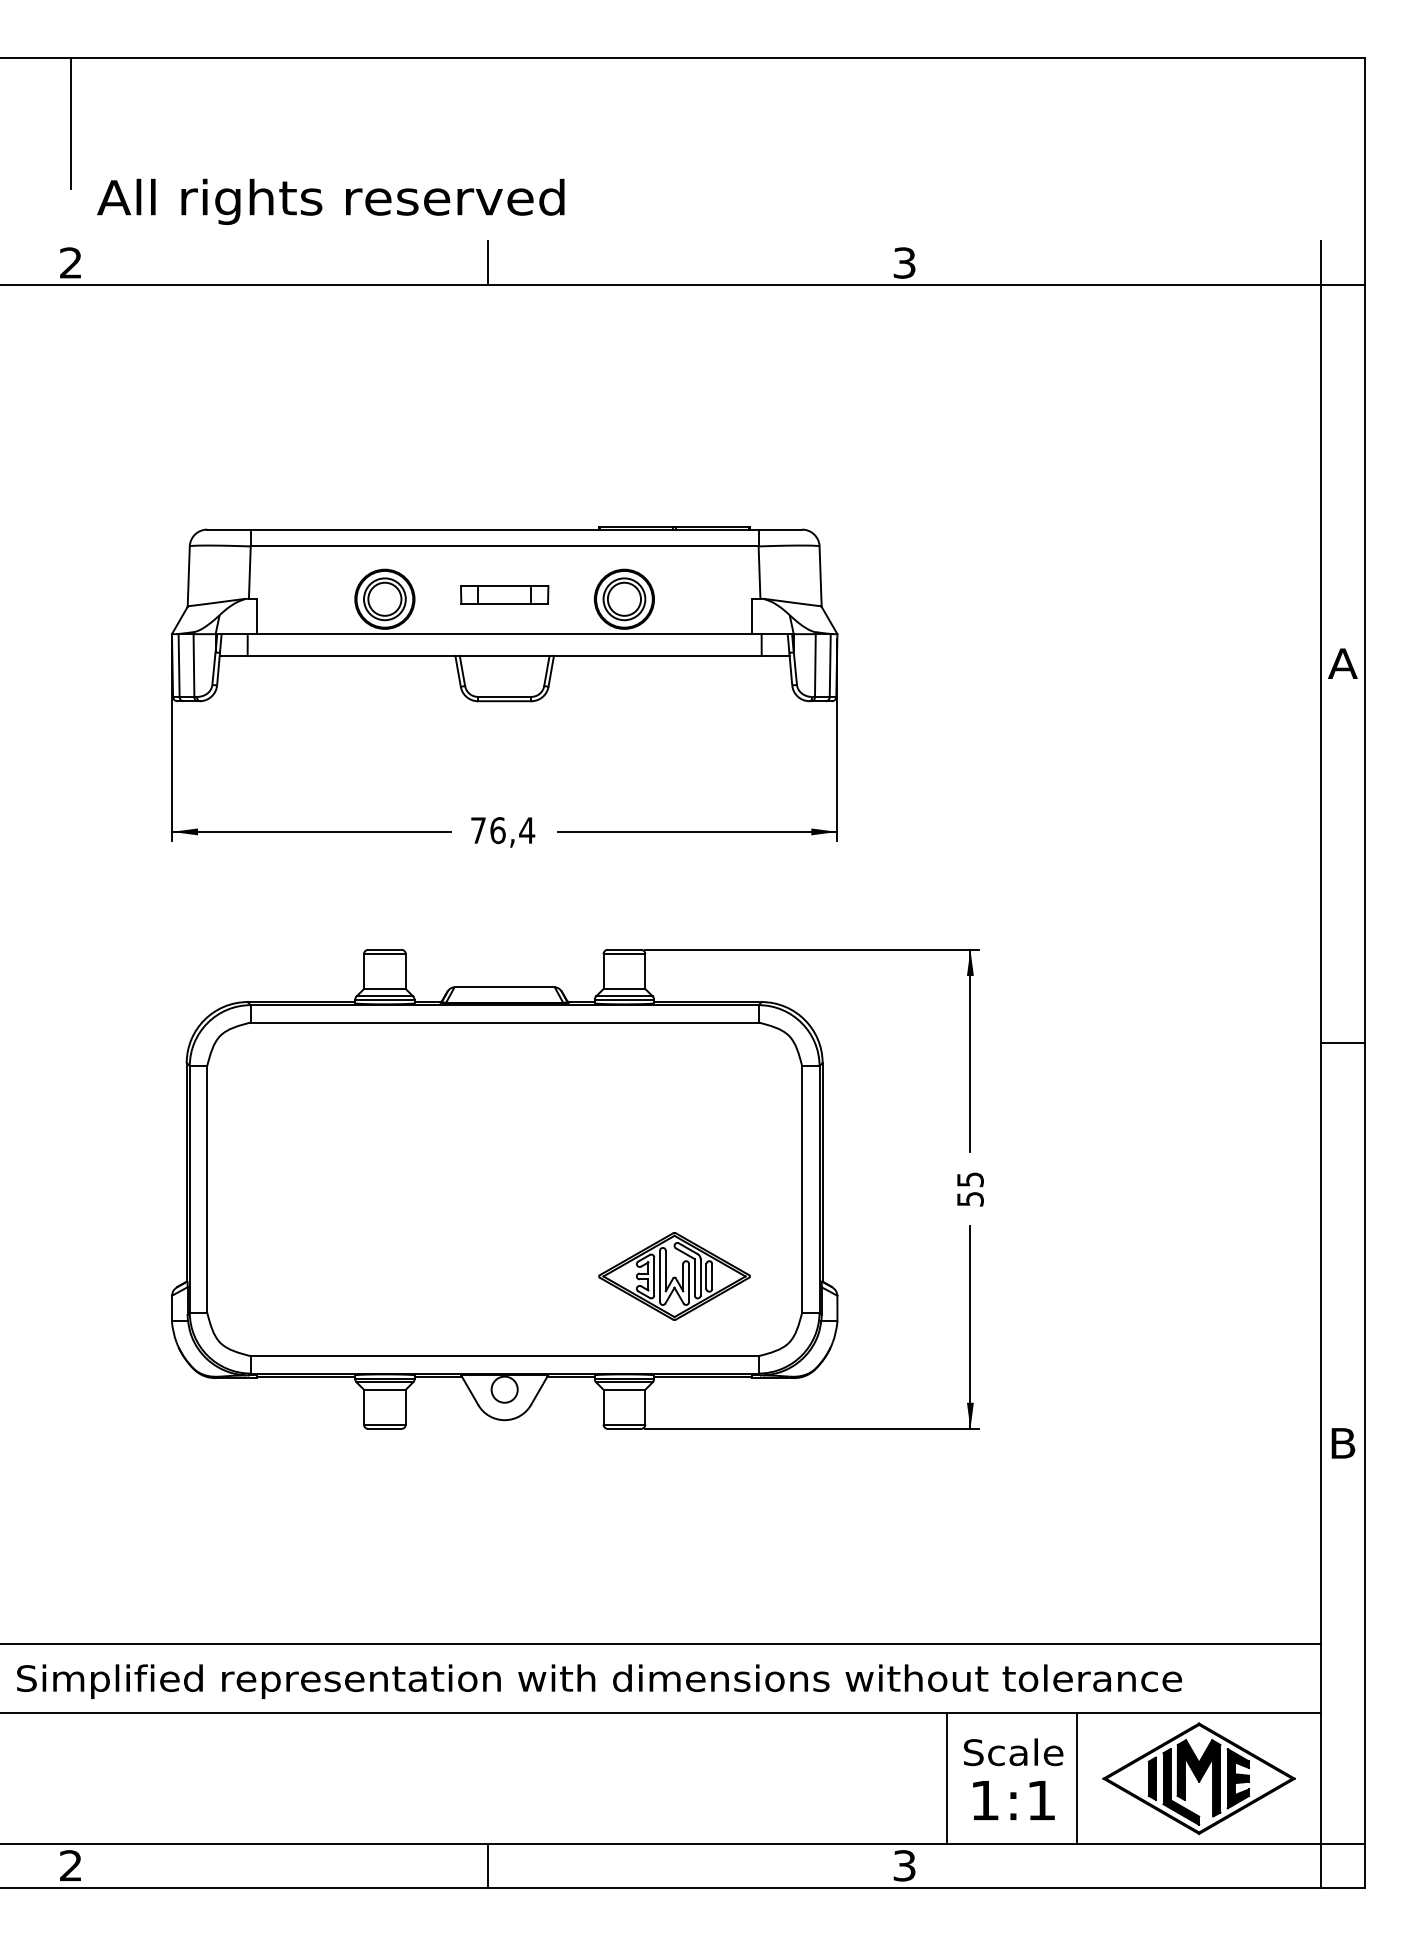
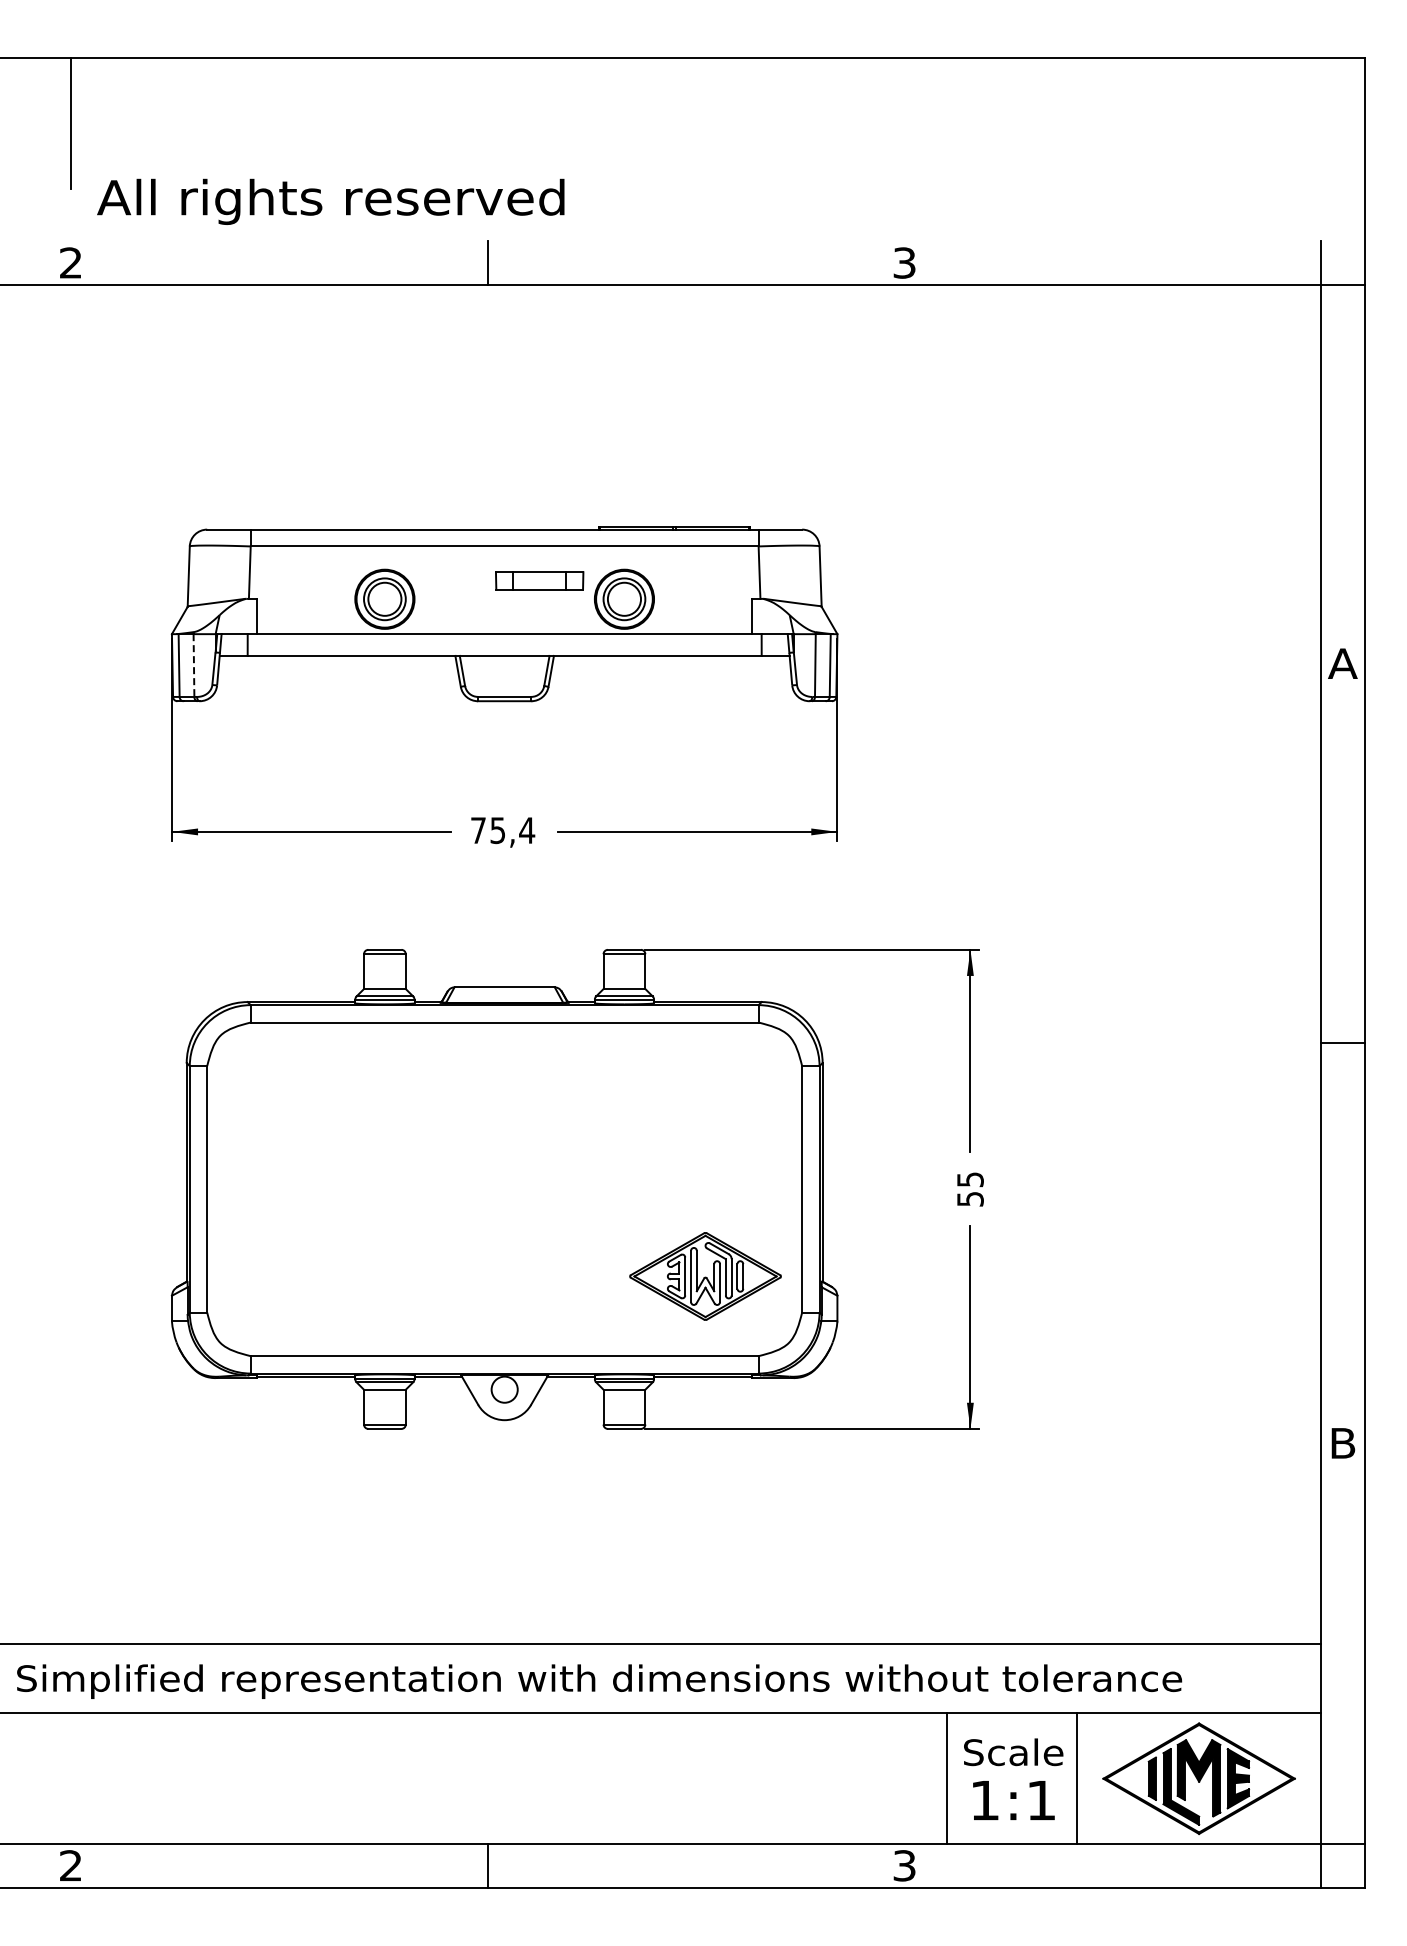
part position: (504, 594) -> (539, 580) (539, 580)
line: solid -> dashed (193, 666)
text: 76,4 -> 75,4 (497, 830)
part position: (674, 1276) -> (705, 1276) (705, 1276)
